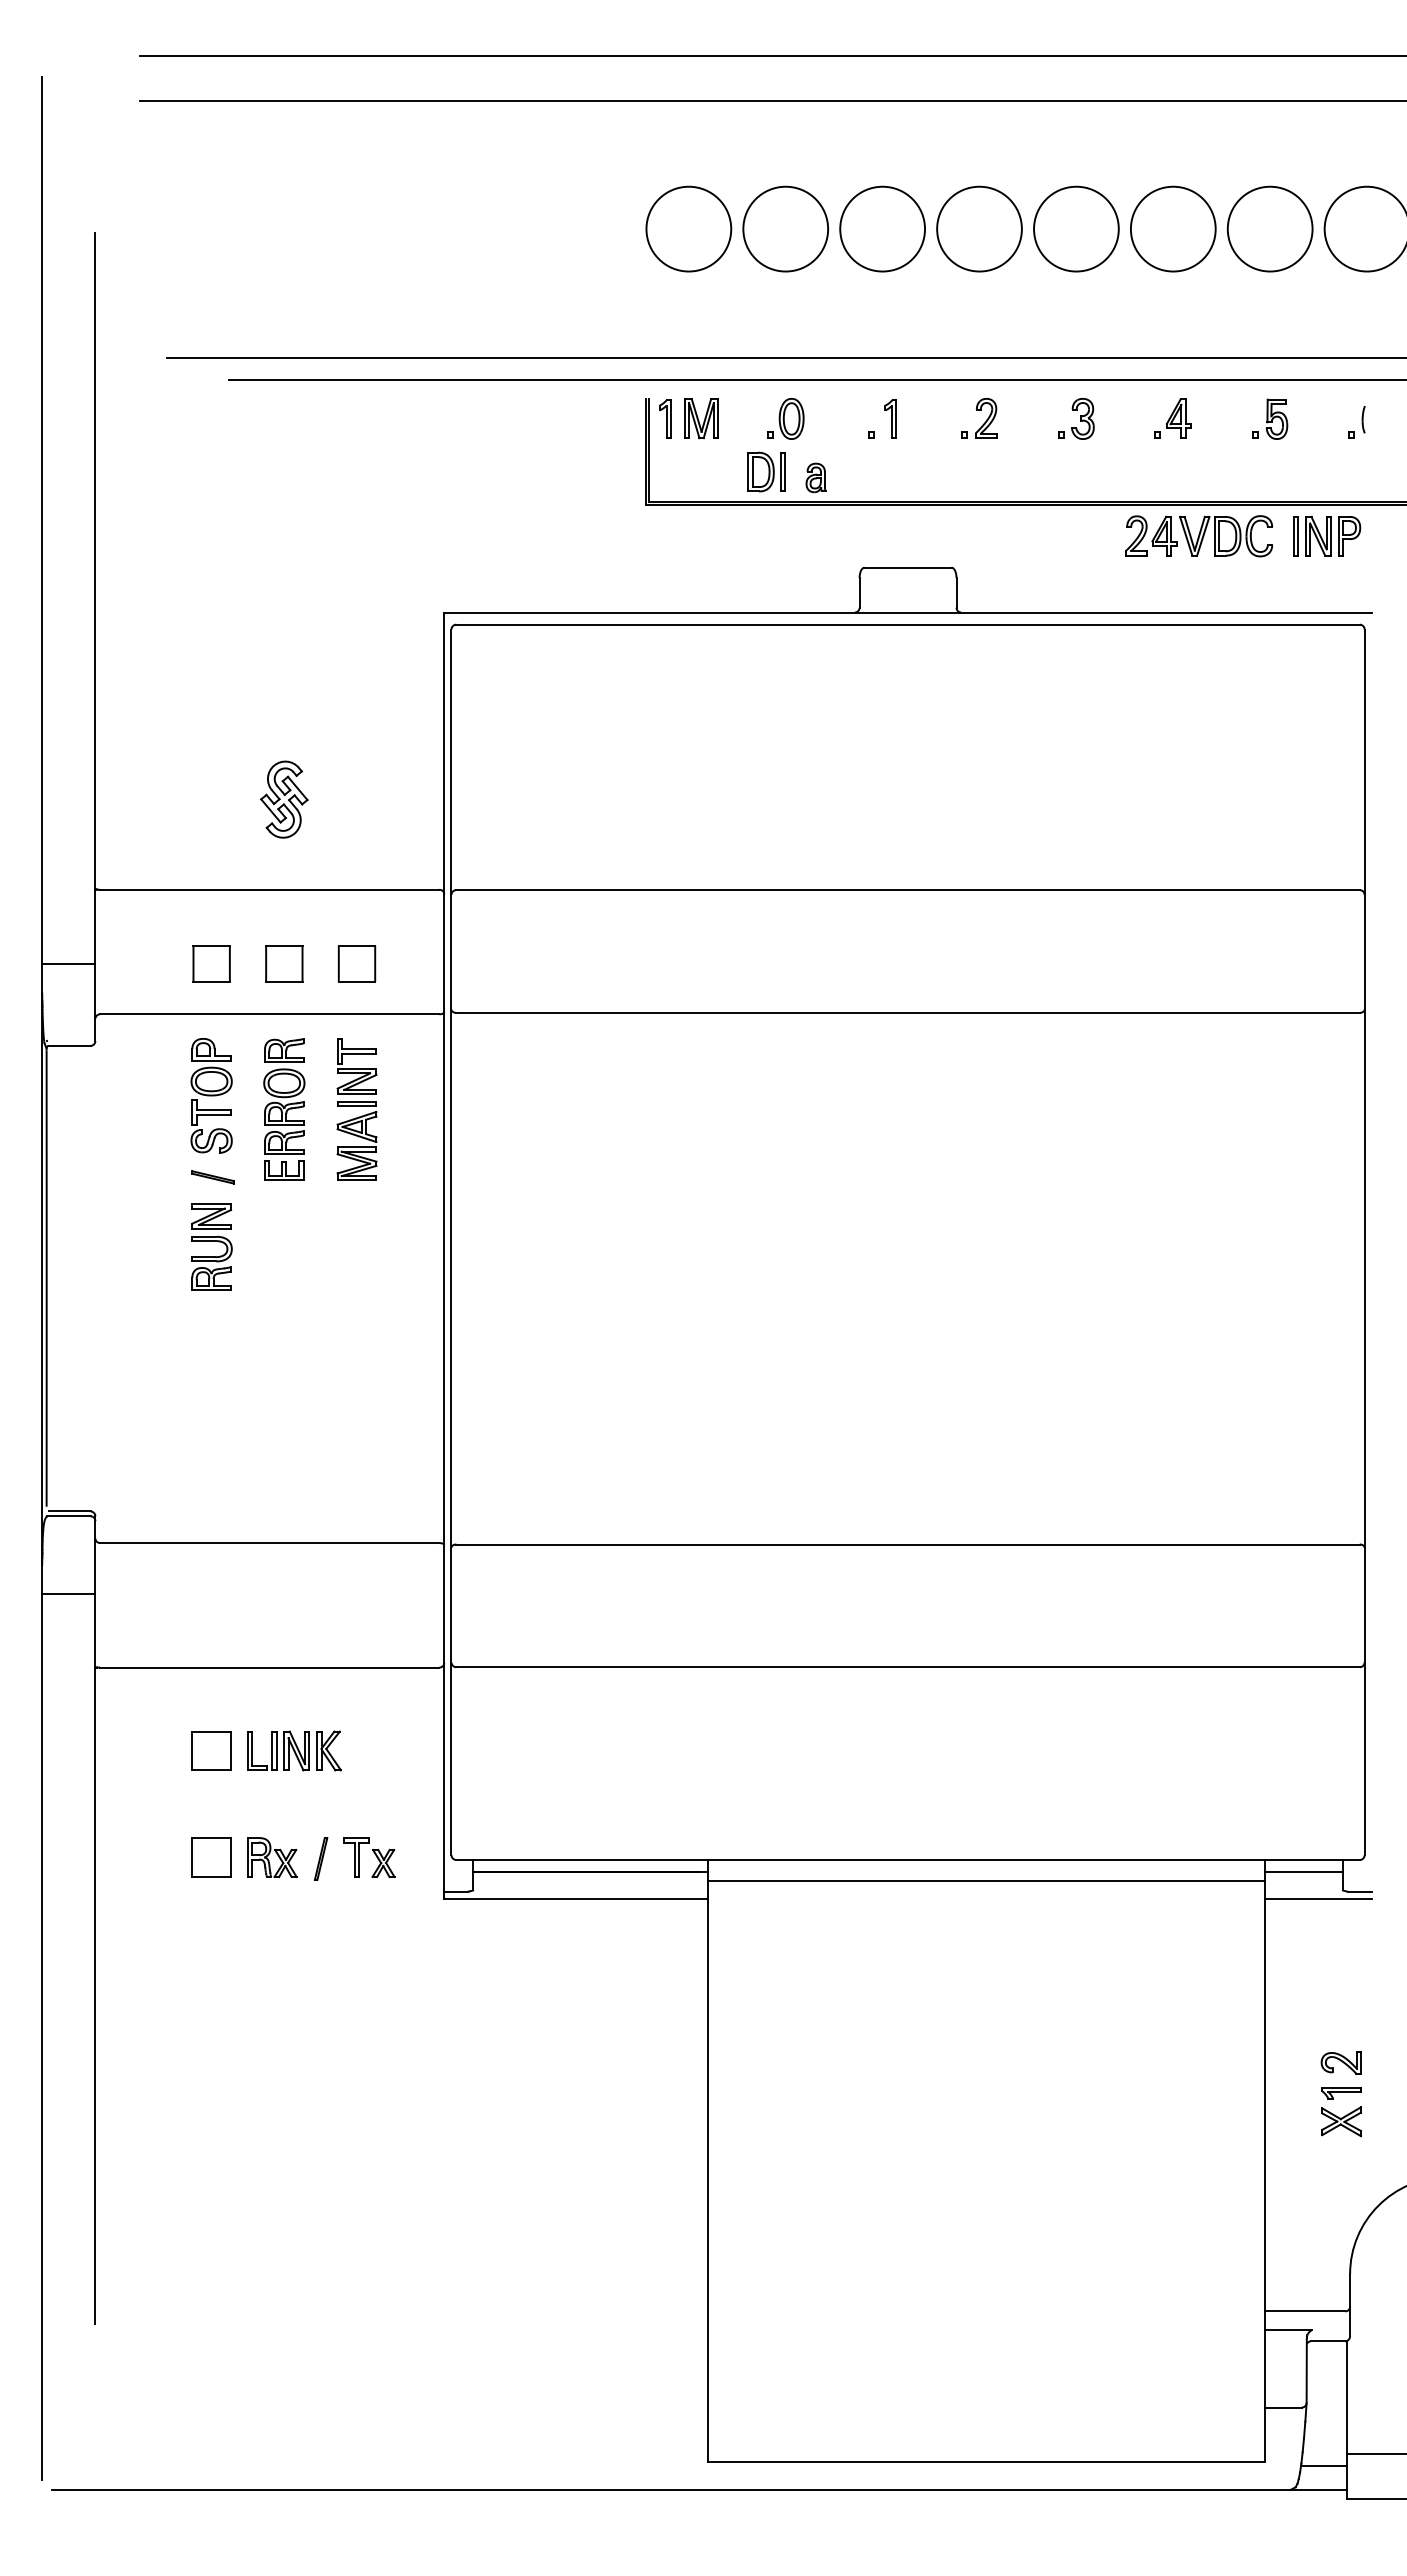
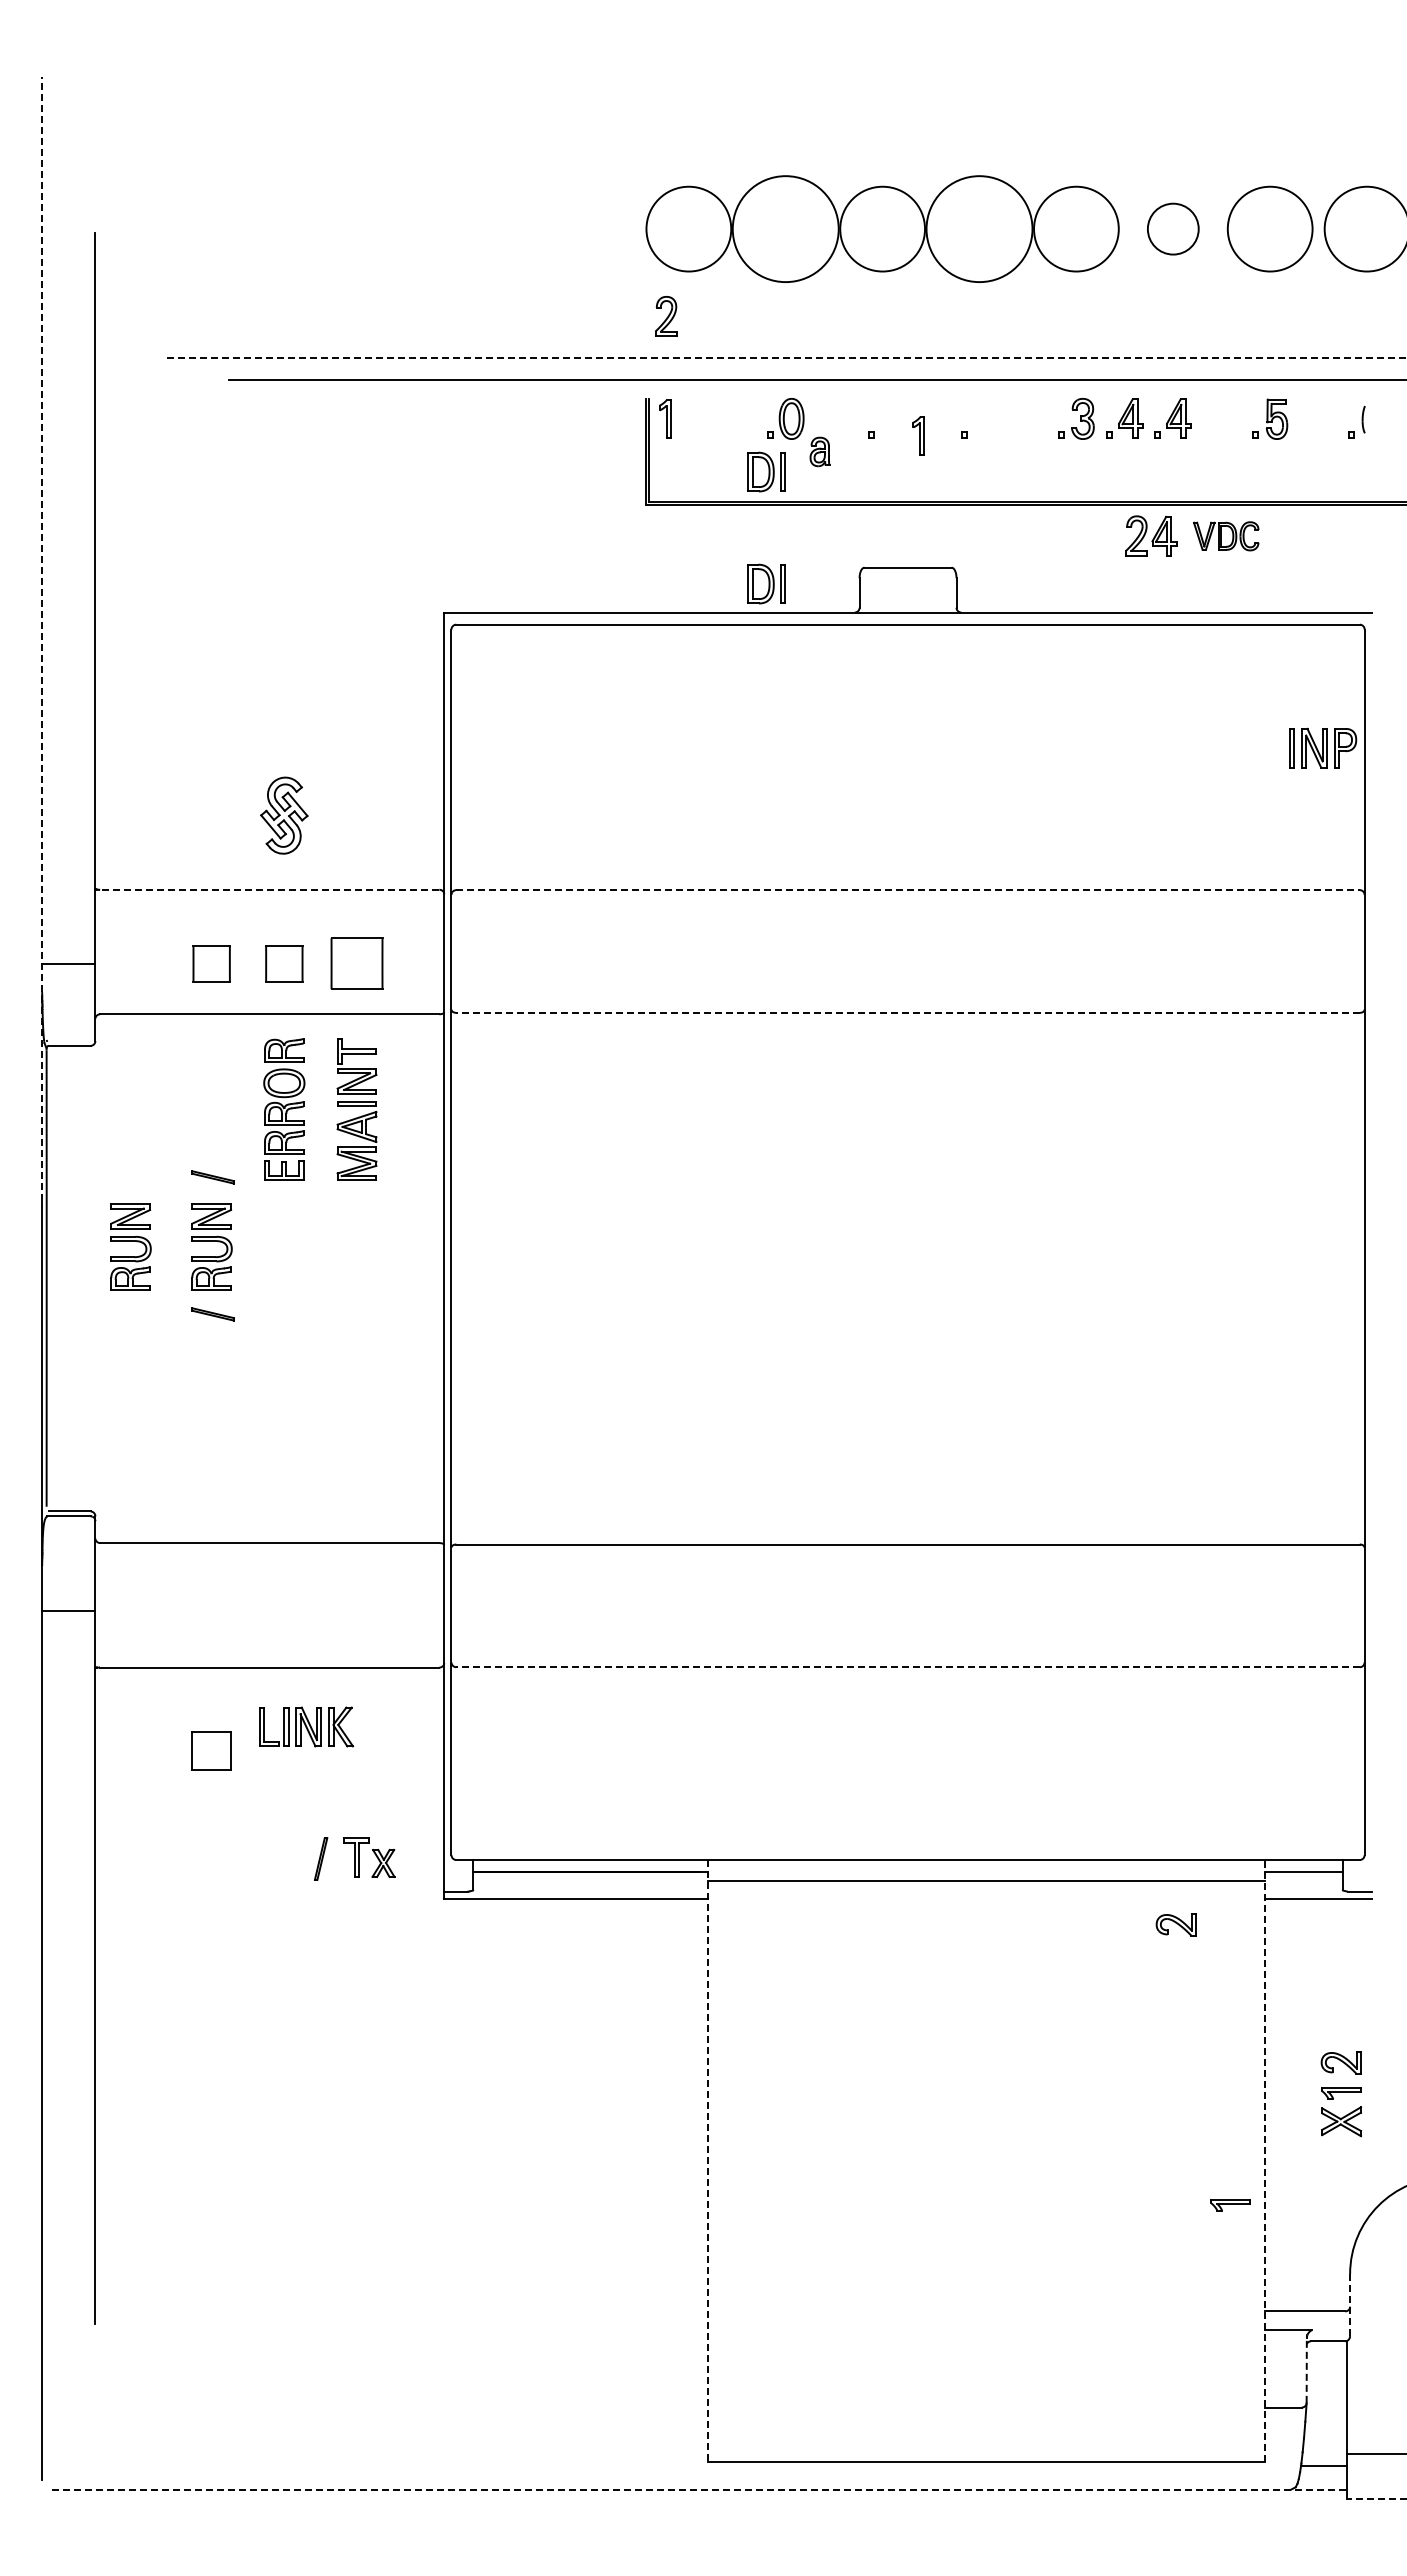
line: present -> none (771, 55)
line: present -> none (771, 100)
circle diameter: 85 px -> 106 px (785, 229)
circle diameter: 85 px -> 106 px (979, 229)
circle diameter: 85 px -> 51 px (1172, 228)
line: solid -> dashed (786, 357)
part: present -> none (701, 418)
part position: (890, 418) -> (918, 435) (918, 435)
part position: (986, 418) -> (666, 316) (666, 316)
part: none -> present (1124, 418)
part position: (815, 477) -> (819, 451) (819, 451)
part position: (1327, 535) -> (1323, 747) (1323, 747)
part size: 95x43 px -> 67x31 px (1226, 536)
part: none -> present (766, 583)
line: solid -> dashed (42, 639)
part position: (284, 799) -> (284, 815) (284, 815)
line: solid -> dashed (269, 889)
line: solid -> dashed (908, 890)
part size: 40x38 px -> 54x53 px (356, 963)
line: solid -> dashed (908, 1012)
part: present -> none (211, 1095)
part: none -> present (130, 1246)
part: none -> present (212, 1314)
line position: (68, 1593) -> (68, 1610) (68, 1610)
line: solid -> dashed (908, 1667)
part position: (294, 1750) -> (306, 1726) (306, 1726)
part: present -> none (211, 1857)
part: present -> none (272, 1857)
part: none -> present (1175, 1924)
line: solid -> dashed (708, 2160)
line: solid -> dashed (1265, 2160)
part: none -> present (1230, 2205)
line: solid -> dashed (1350, 2305)
line: solid -> dashed (1306, 2370)
line: solid -> dashed (699, 2489)
line: solid -> dashed (1376, 2498)
